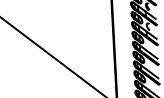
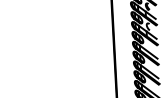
line: present -> none (52, 56)
